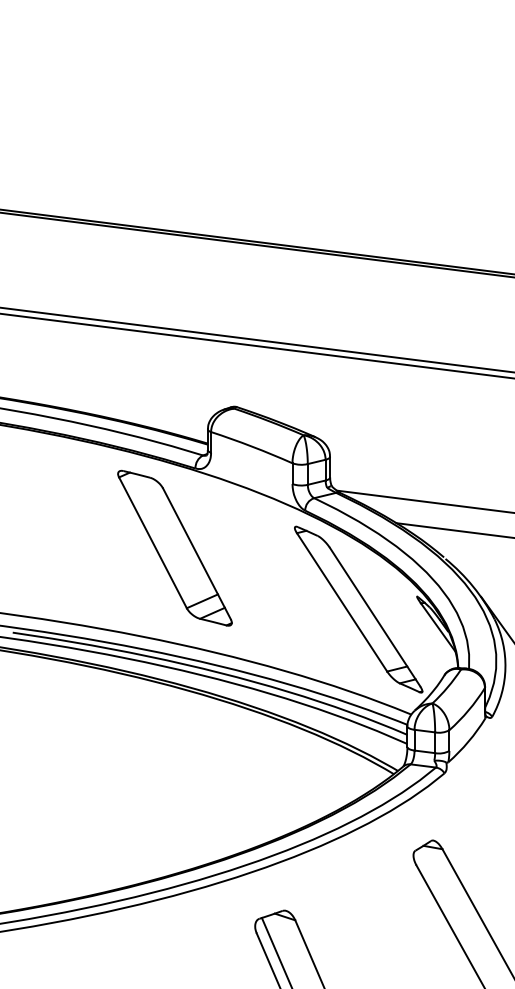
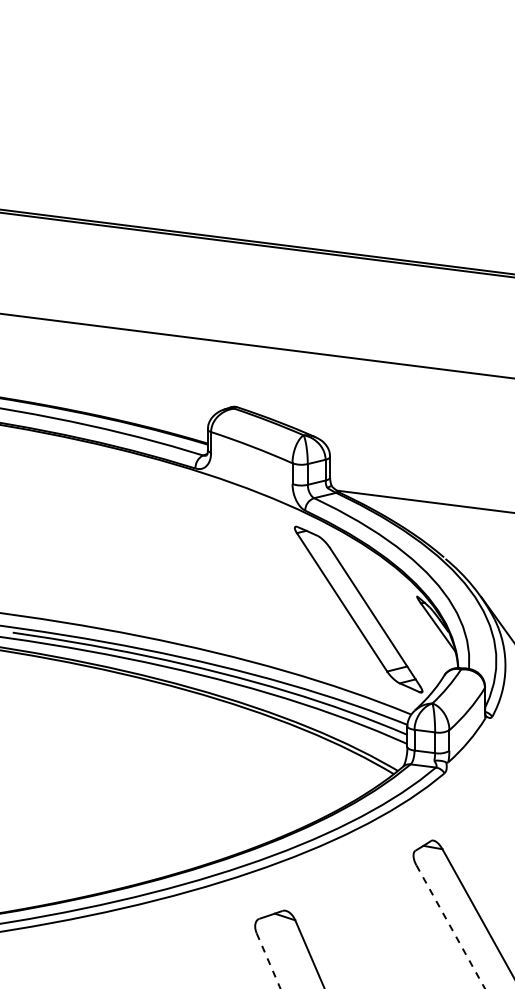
line: present -> none (256, 339)
line: present -> none (453, 530)
part: present -> none (174, 547)
line: solid -> dashed (450, 927)
line: present -> none (275, 951)
line: solid -> dashed (268, 960)
